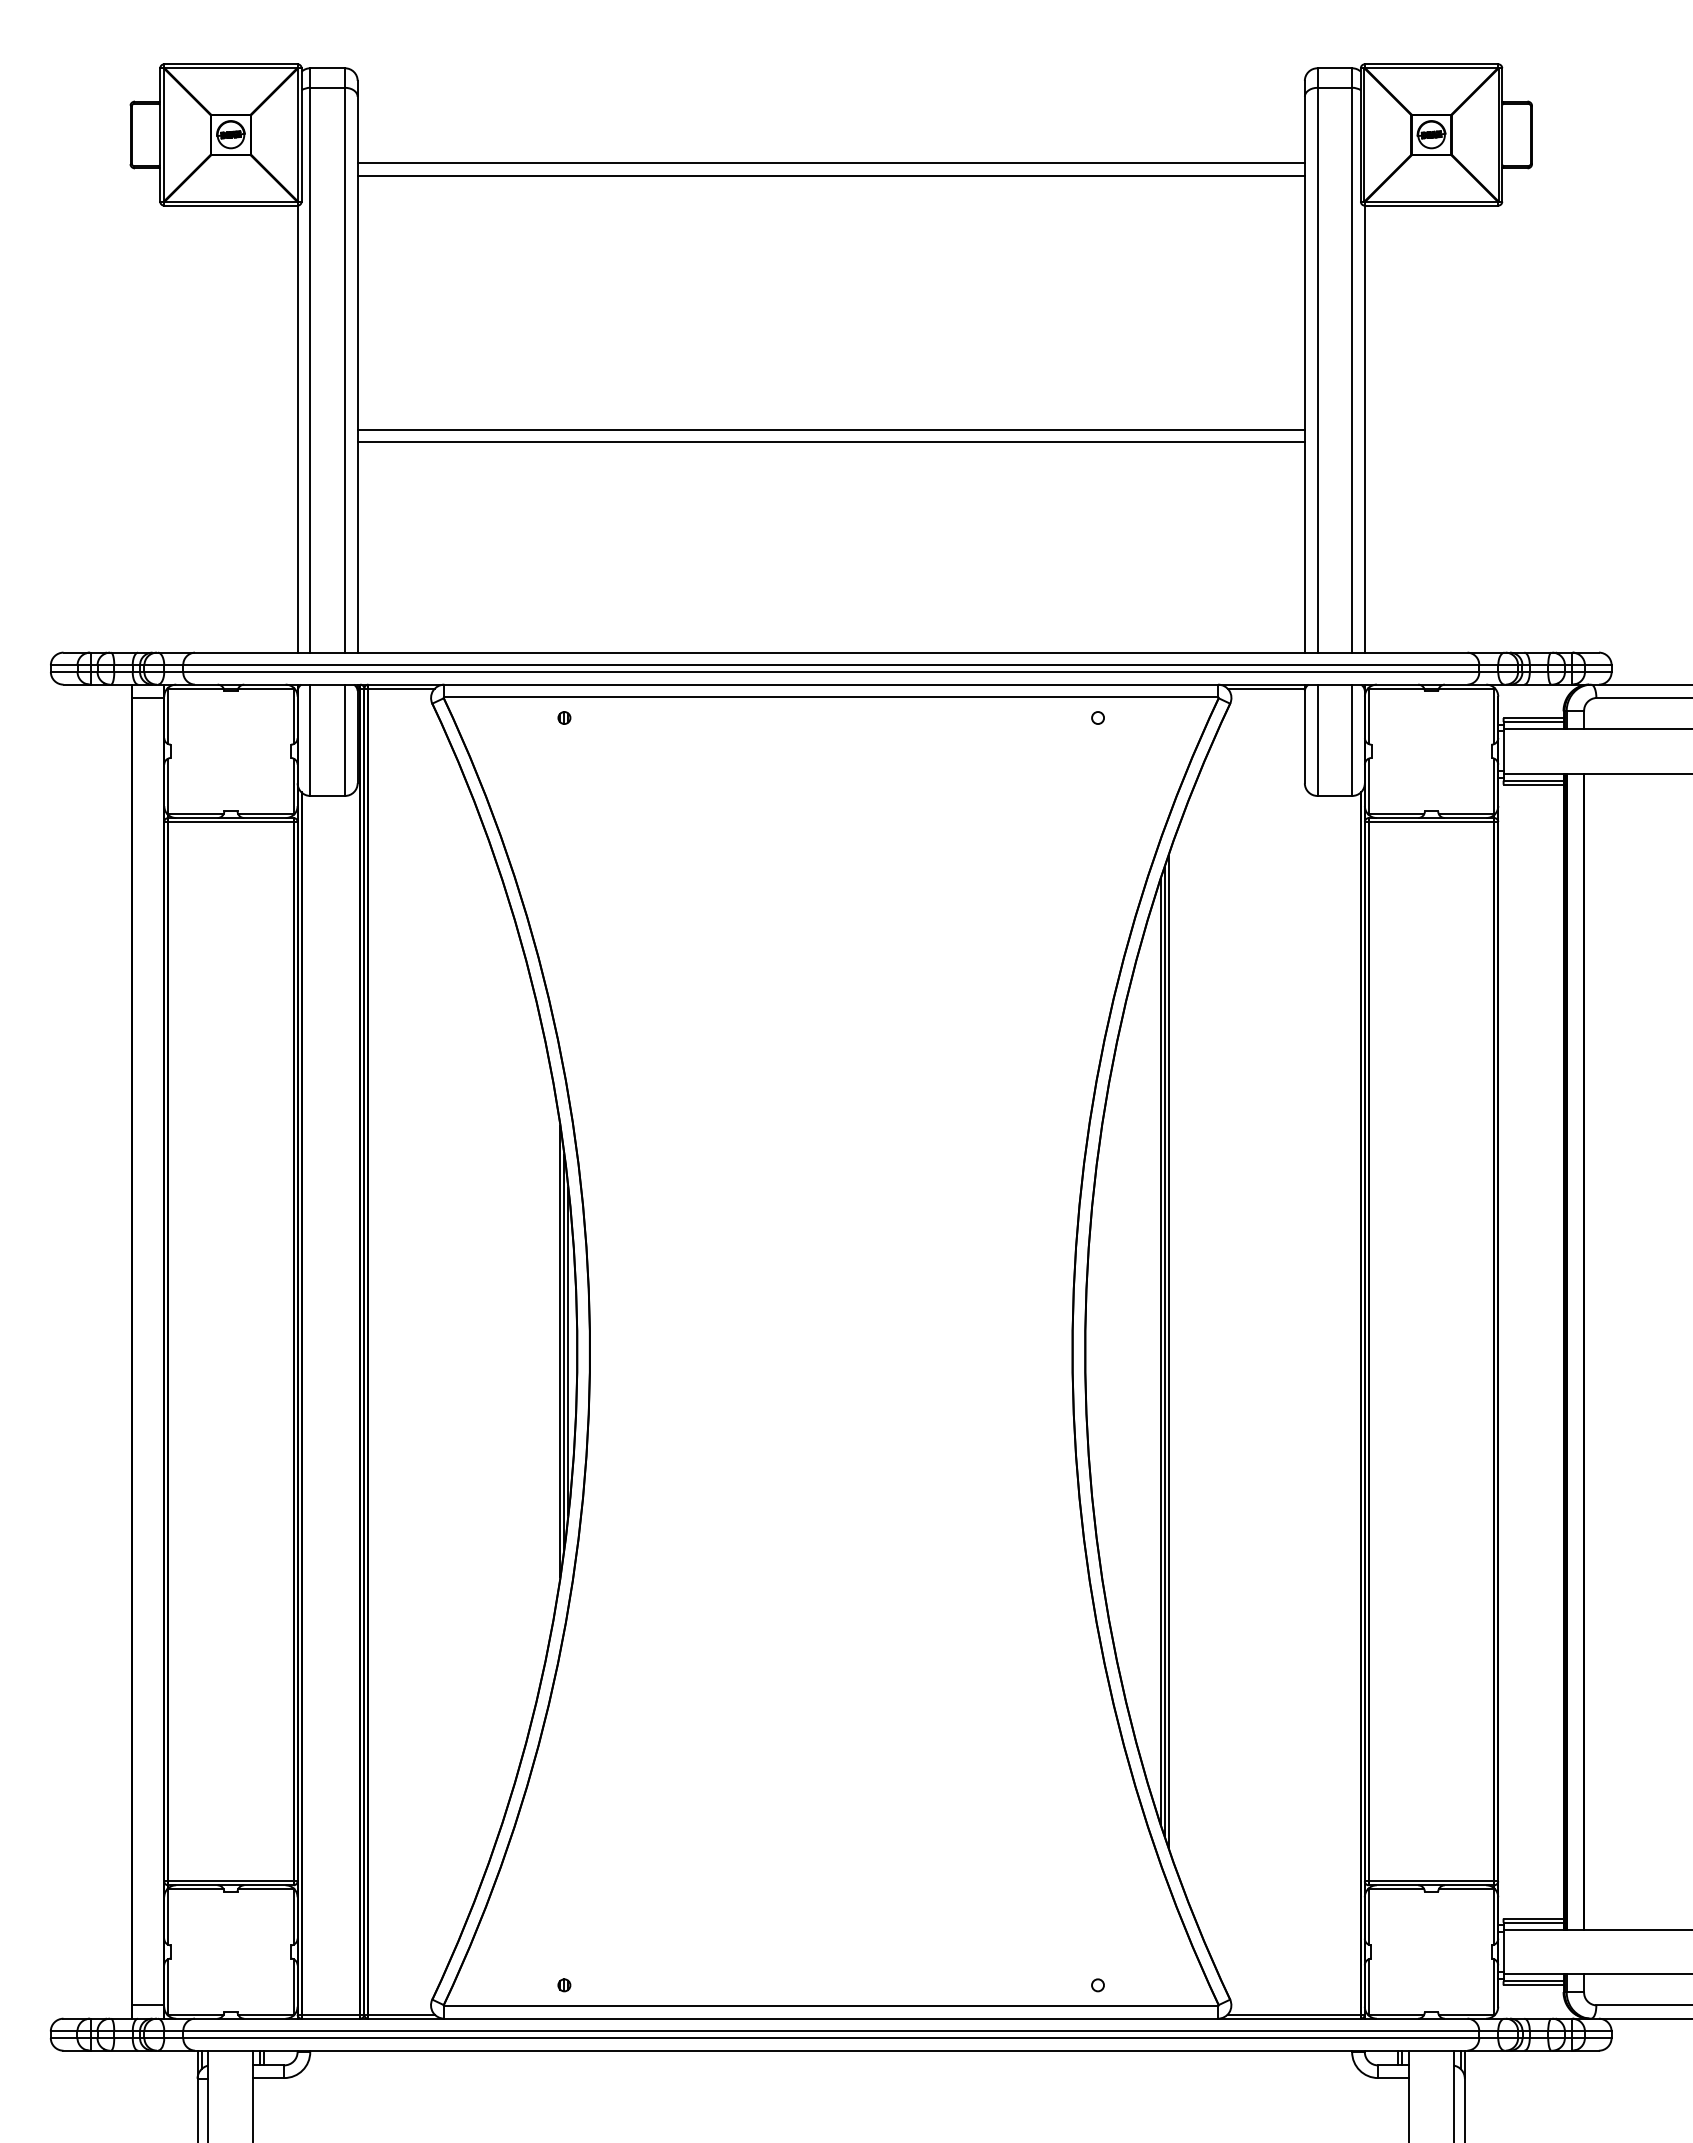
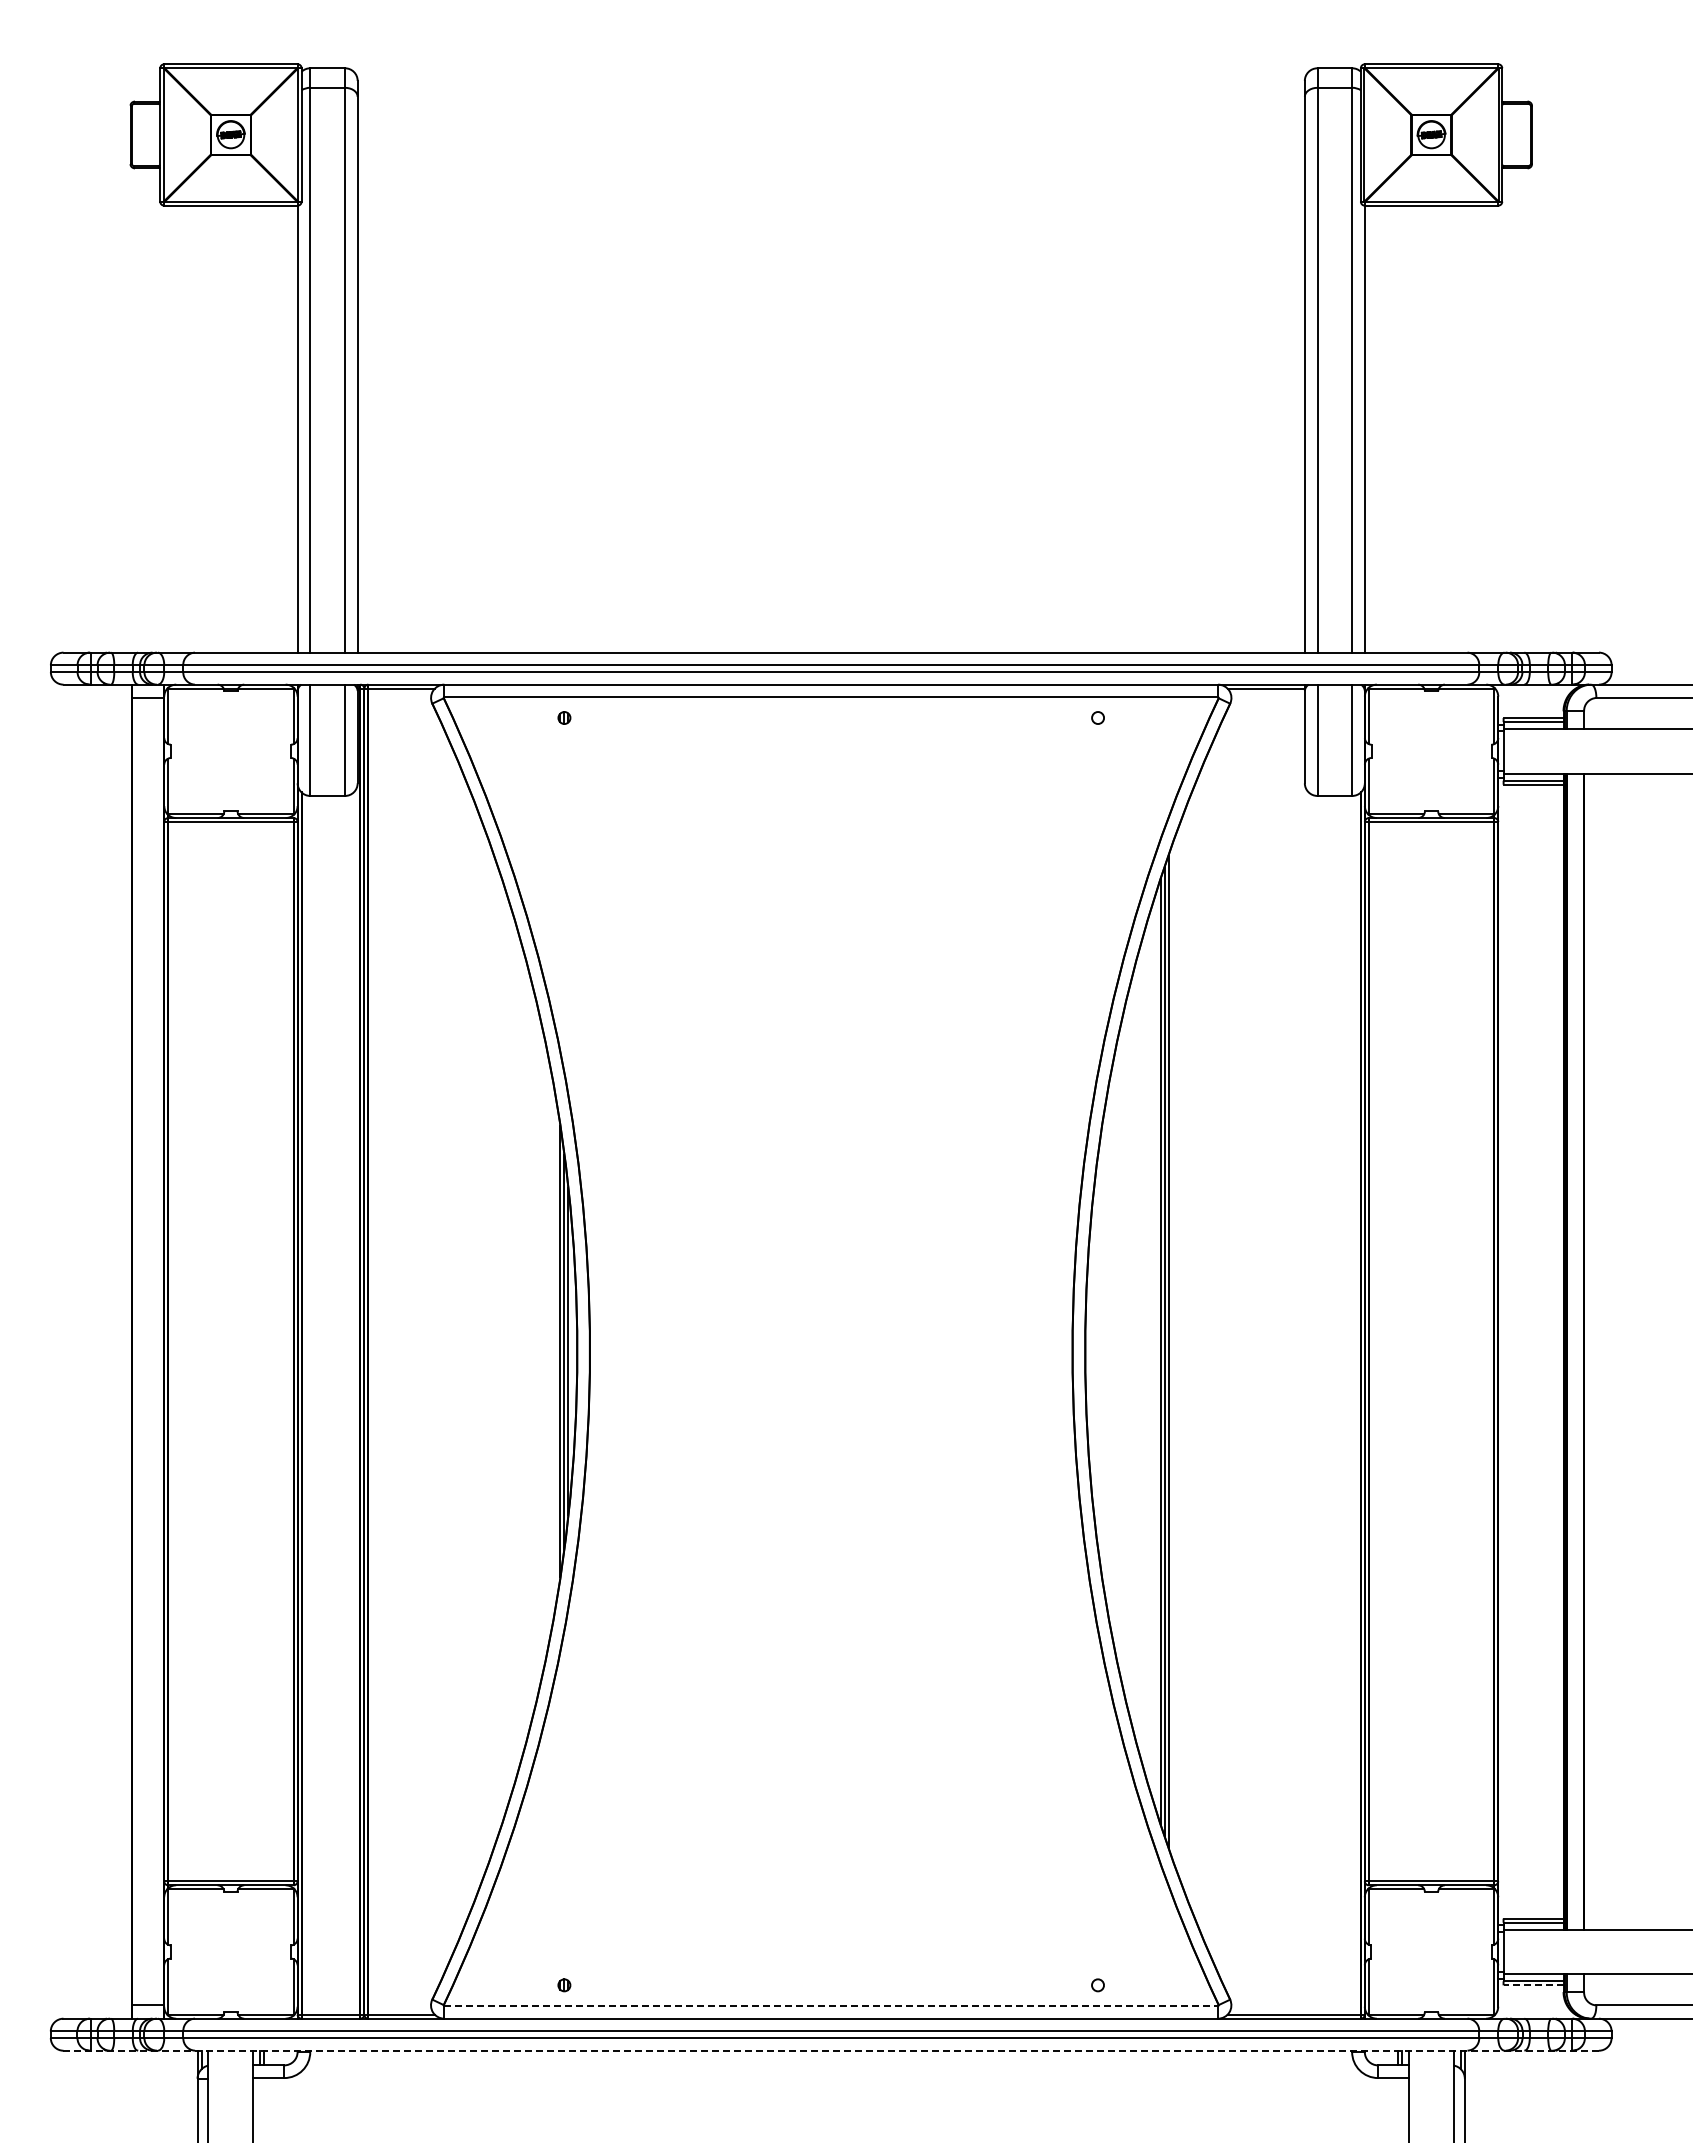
line: present -> none (830, 163)
line: present -> none (830, 175)
line: present -> none (830, 429)
line: present -> none (830, 442)
line: solid -> dashed (1533, 1985)
line: solid -> dashed (831, 2006)
line: solid -> dashed (831, 2050)
